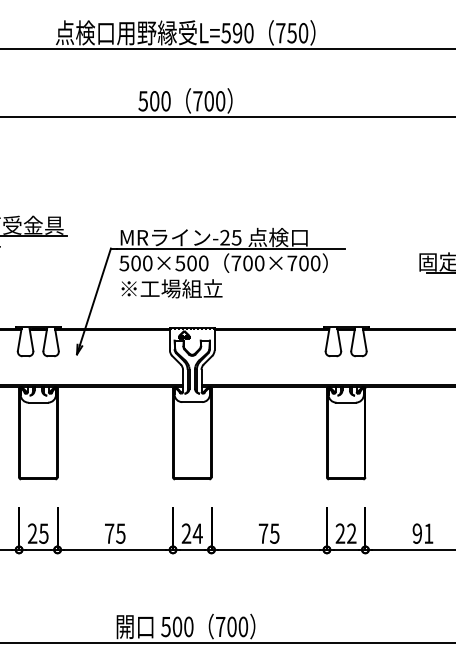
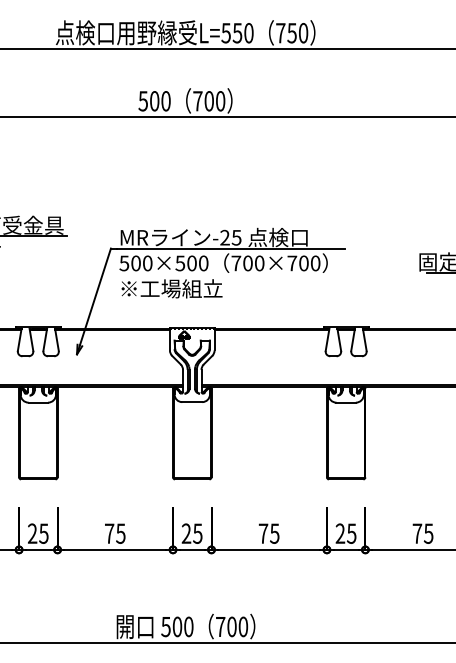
text: L=590 -> L=550 (237, 33)
text: 24 -> 25 (197, 533)
text: 22 -> 25 (351, 533)
text: 91 -> 75 (422, 533)
